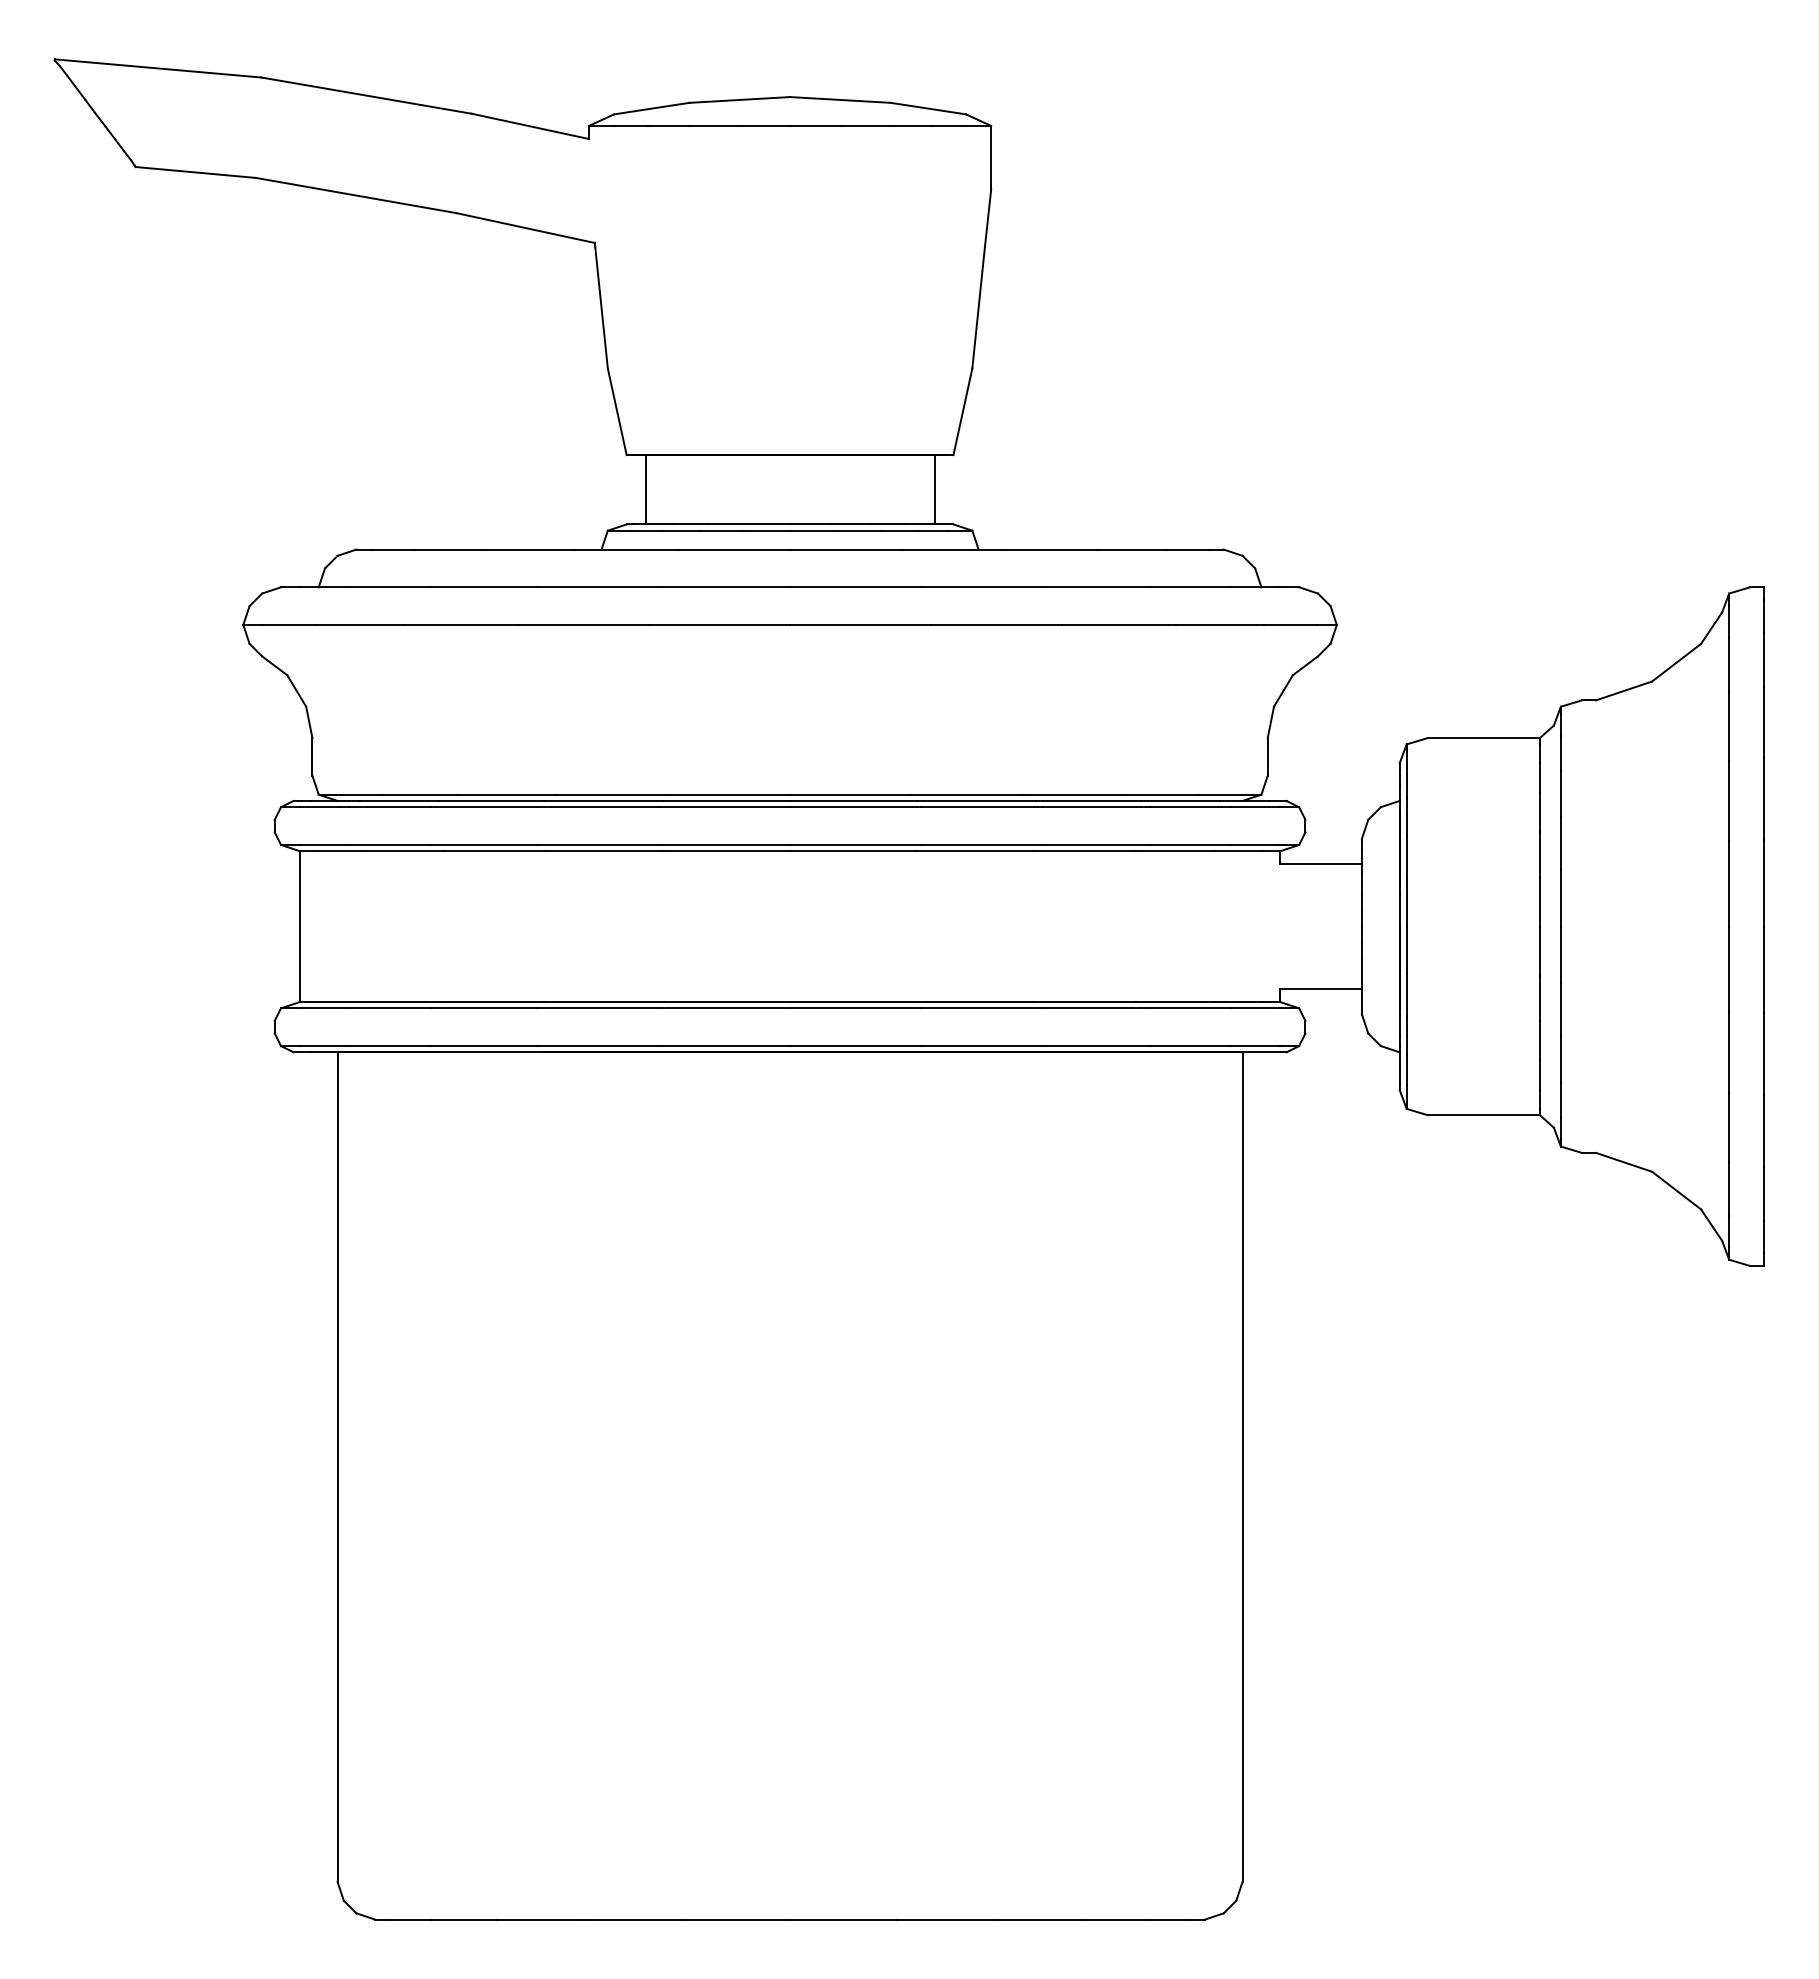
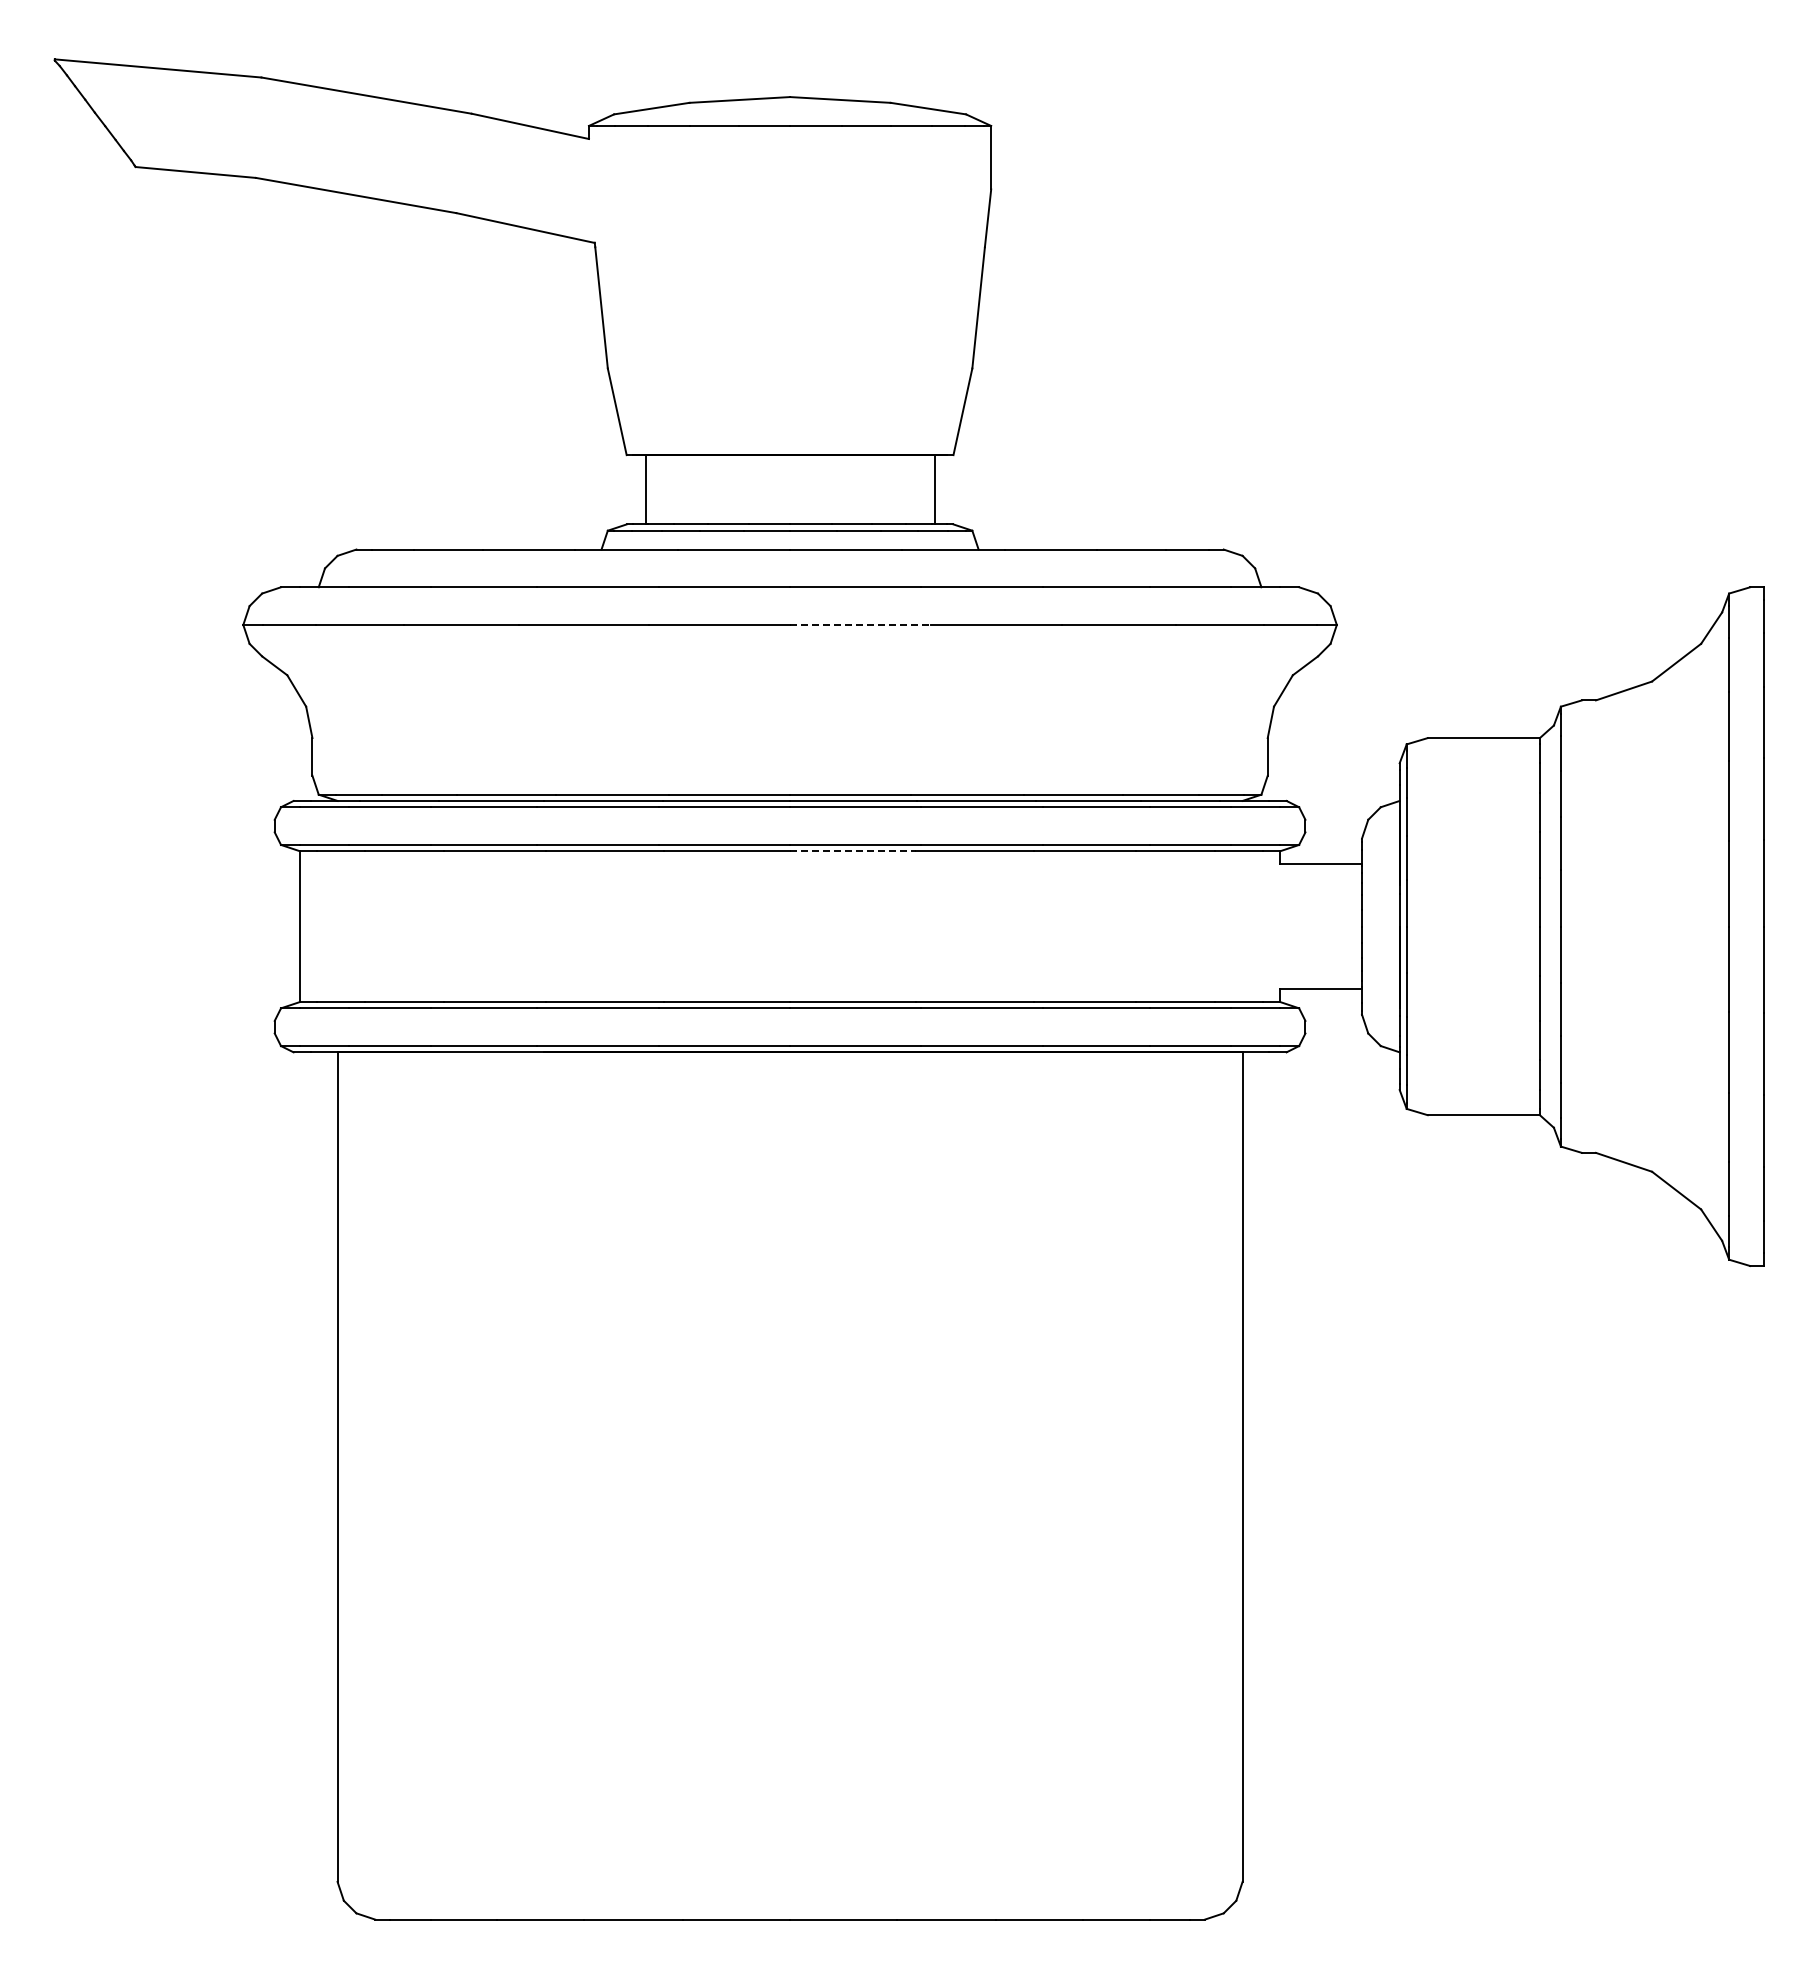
line: solid -> dashed (860, 624)
line: solid -> dashed (852, 851)
